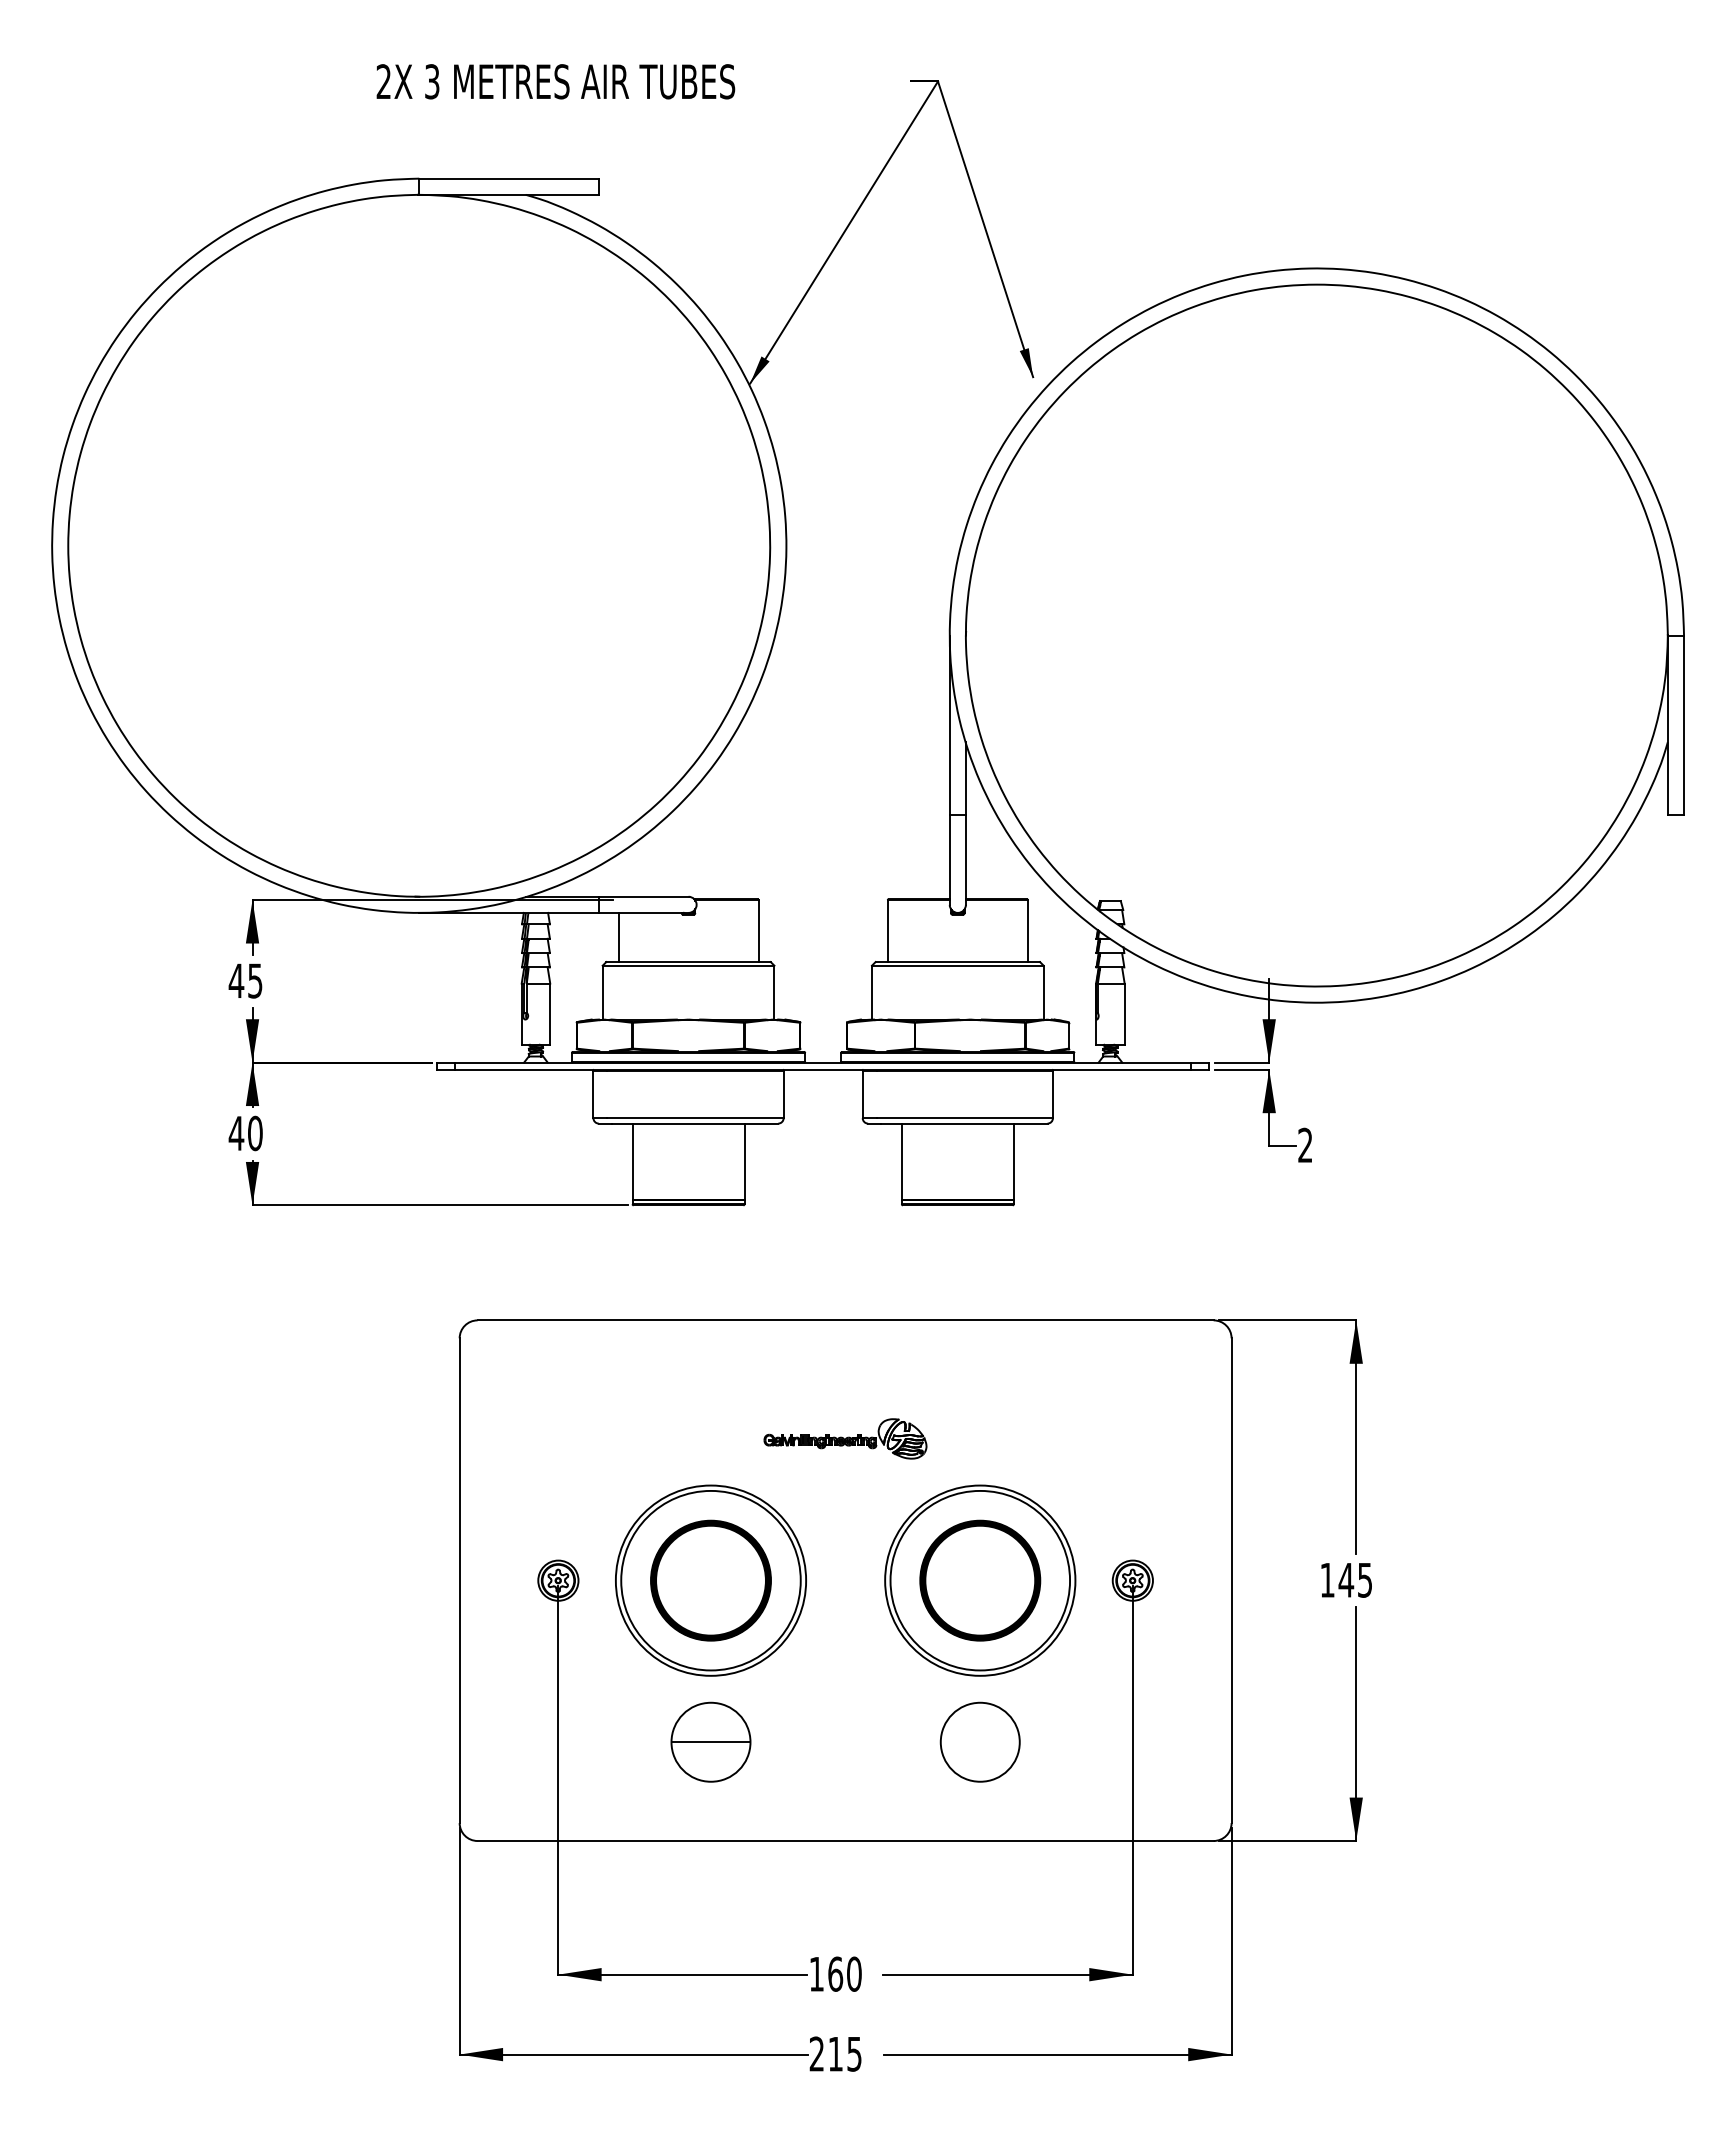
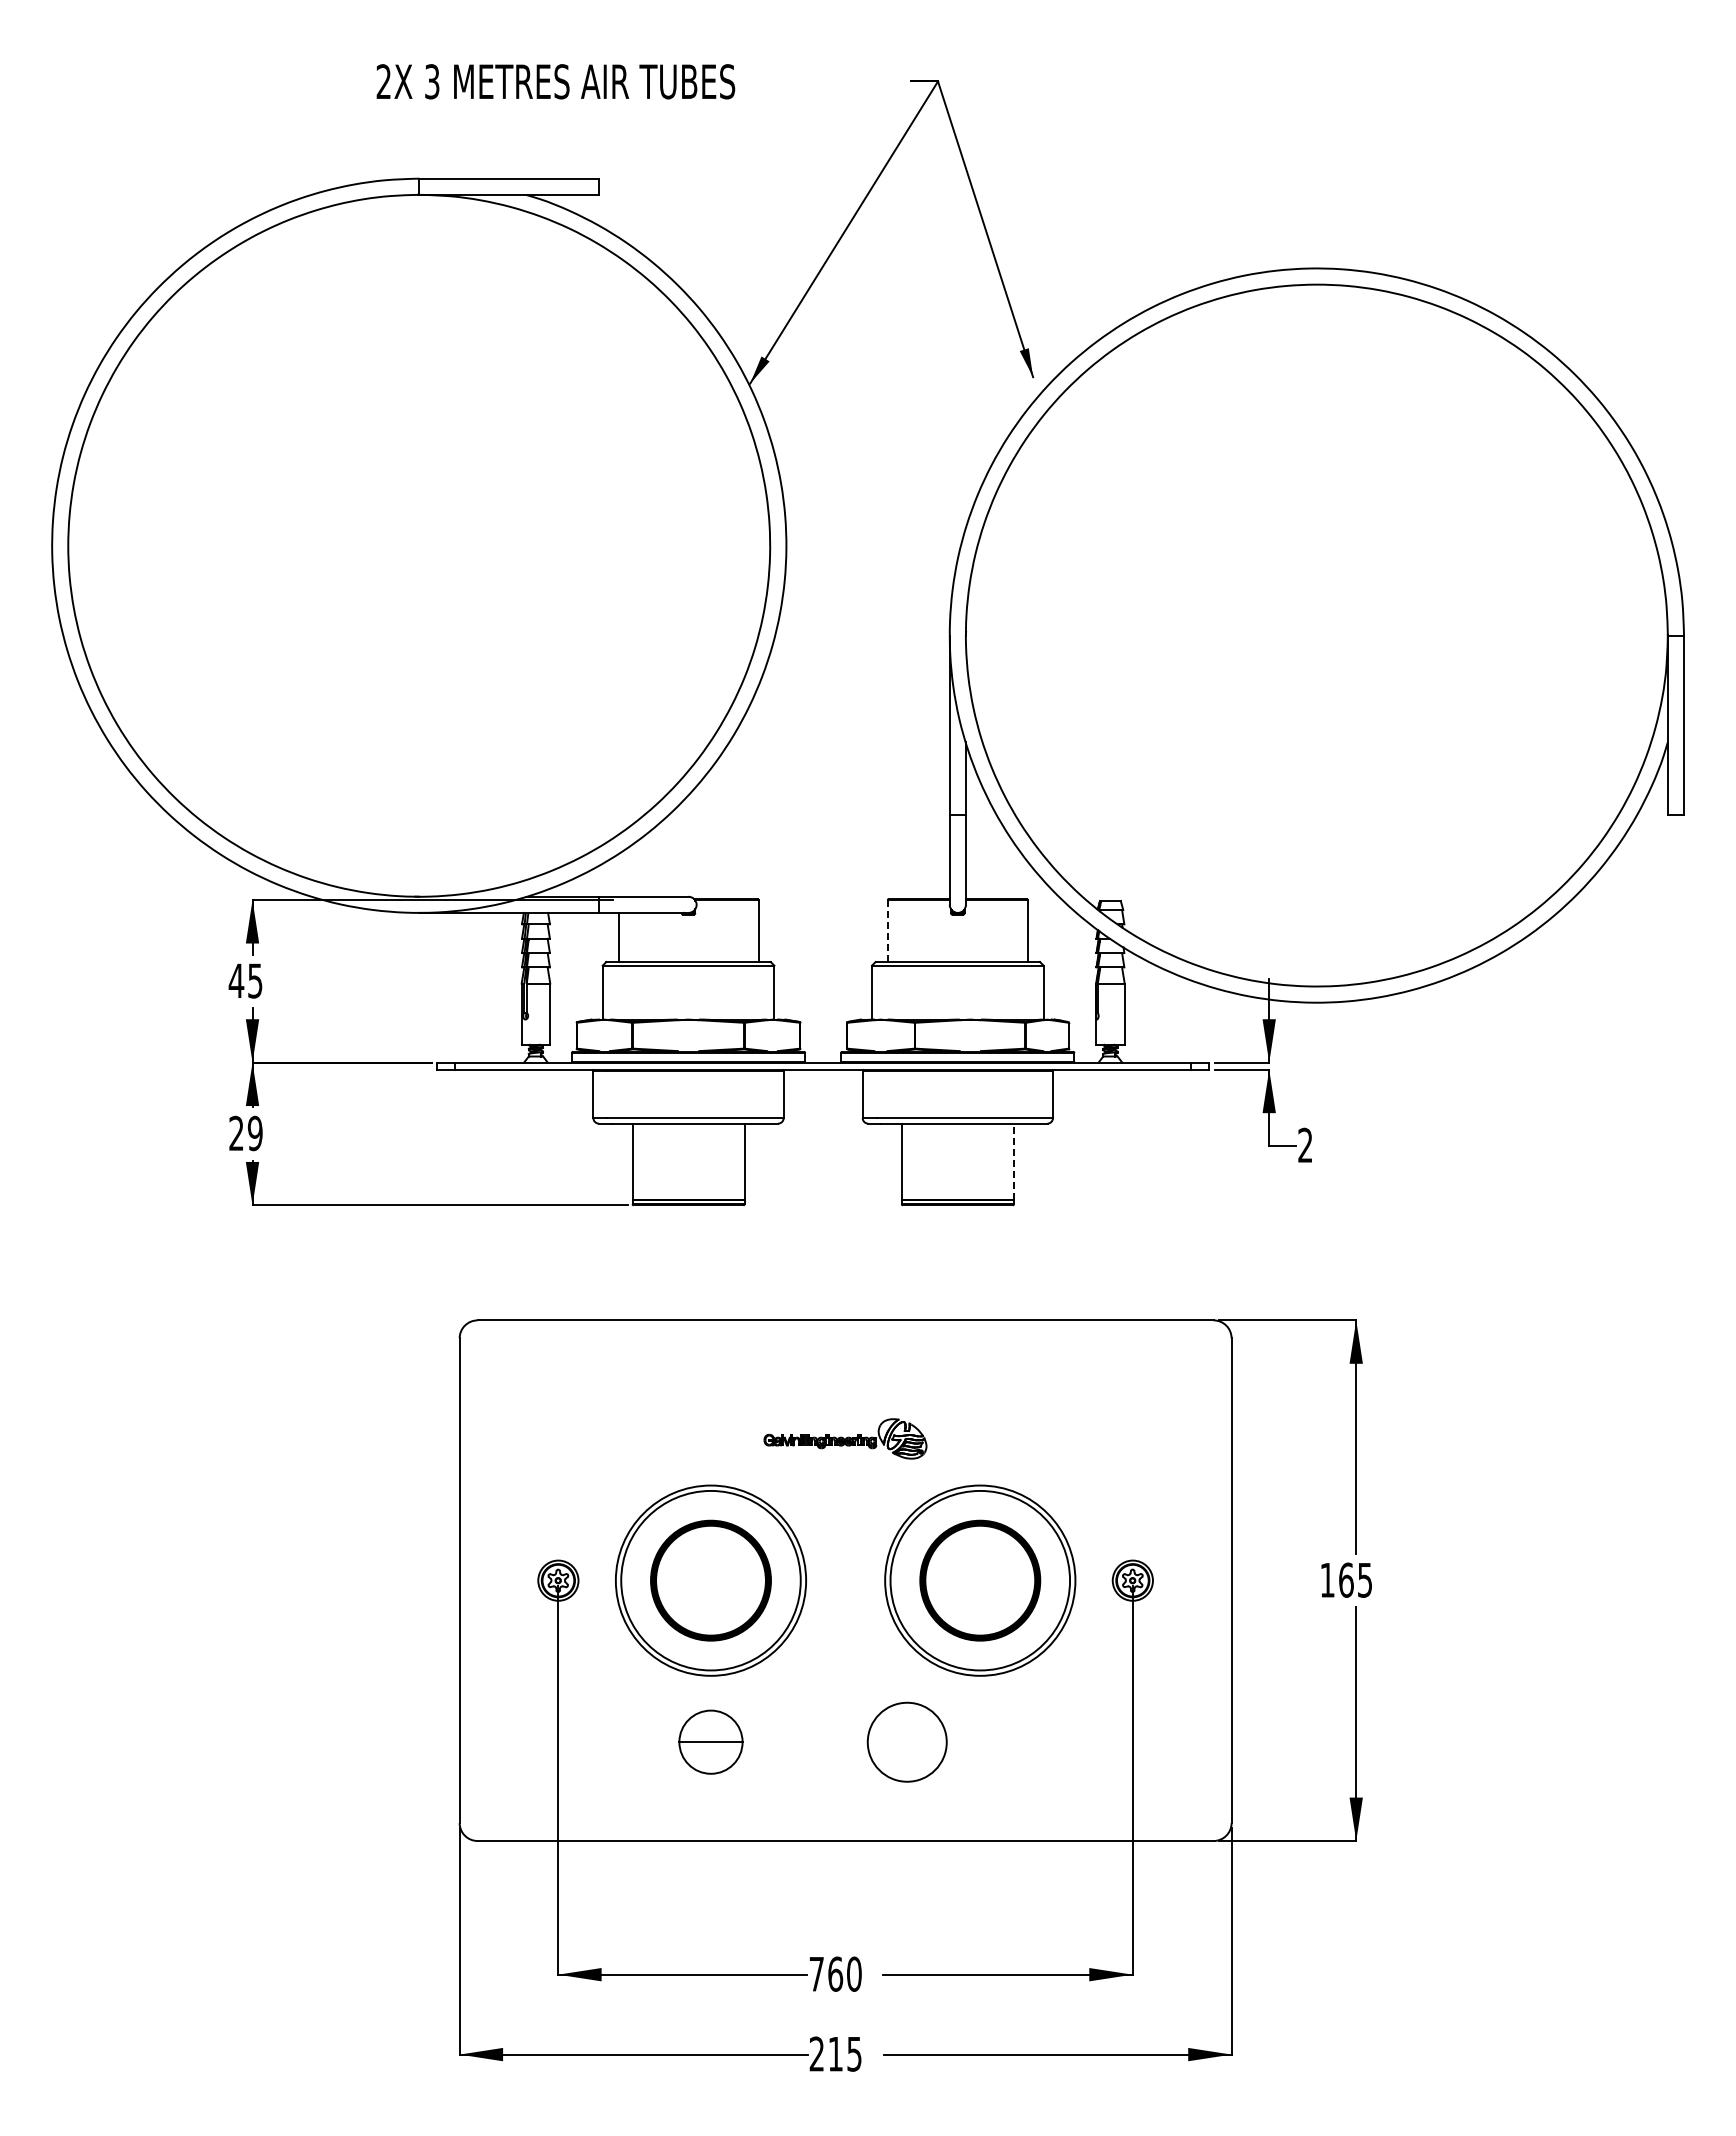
line: solid -> dashed (887, 931)
text: 40 -> 29 (245, 1133)
line: solid -> dashed (1013, 1161)
text: 145 -> 165 (1346, 1579)
part size: 82x82 px -> 66x66 px (710, 1741)
circle position: (979, 1741) -> (906, 1741) (906, 1741)
text: 160 -> 760 (816, 1974)
